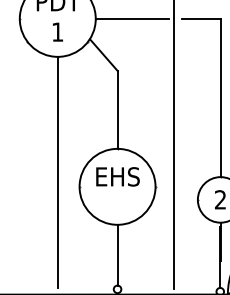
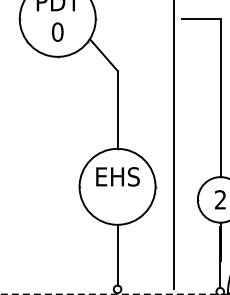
line: present -> none (132, 18)
text: 1 -> 0 (57, 31)
line: present -> none (57, 172)
line: solid -> dashed (113, 294)
